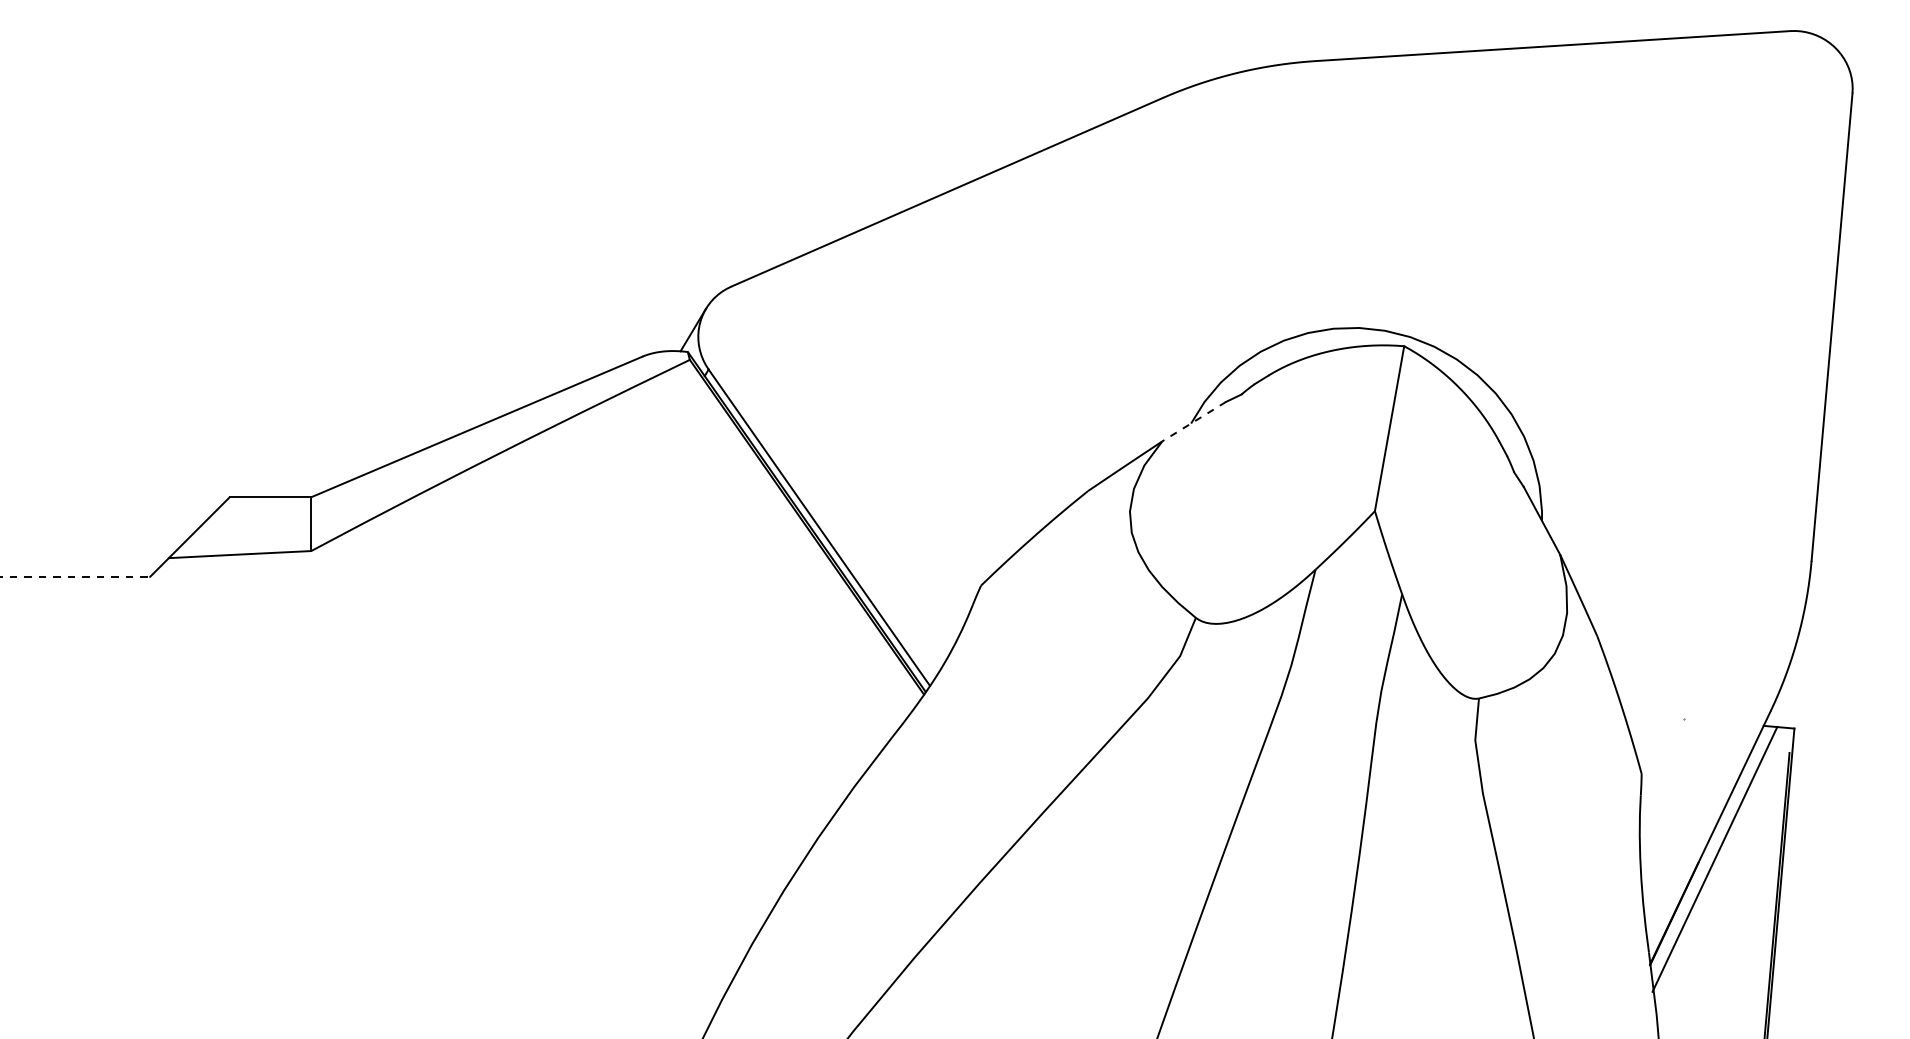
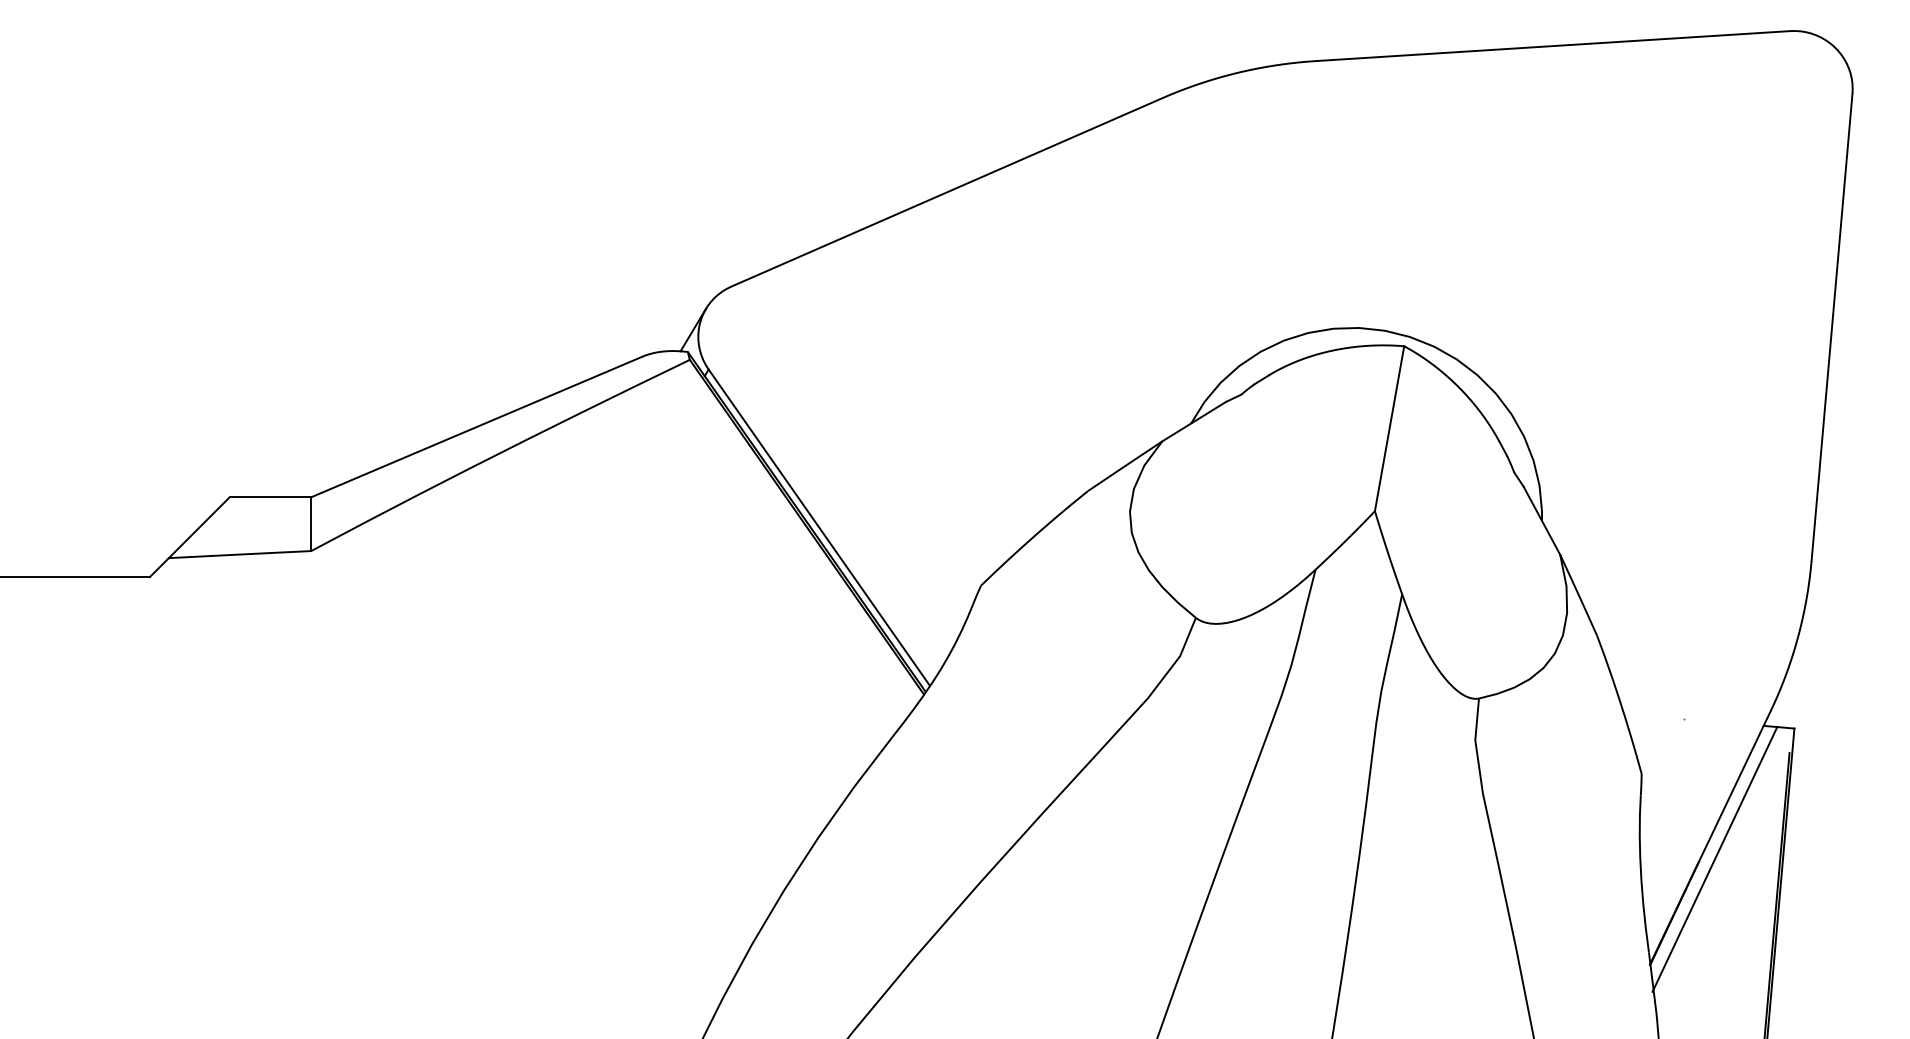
line: dashed -> solid (1193, 421)
line: dashed -> solid (75, 576)
